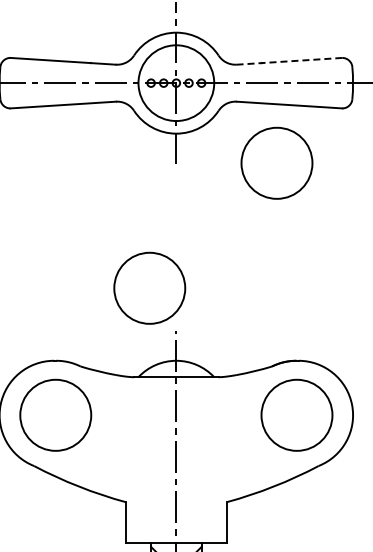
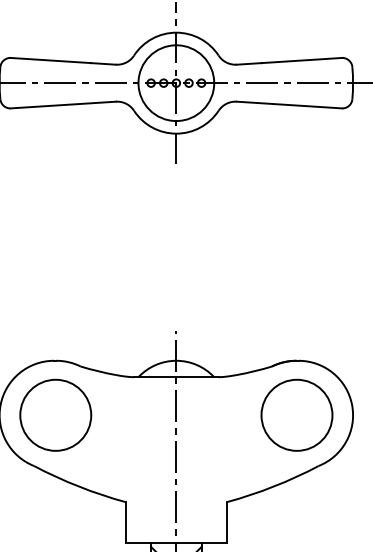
line: dashed -> solid (289, 61)
part: present -> none (276, 162)
part: present -> none (149, 287)
